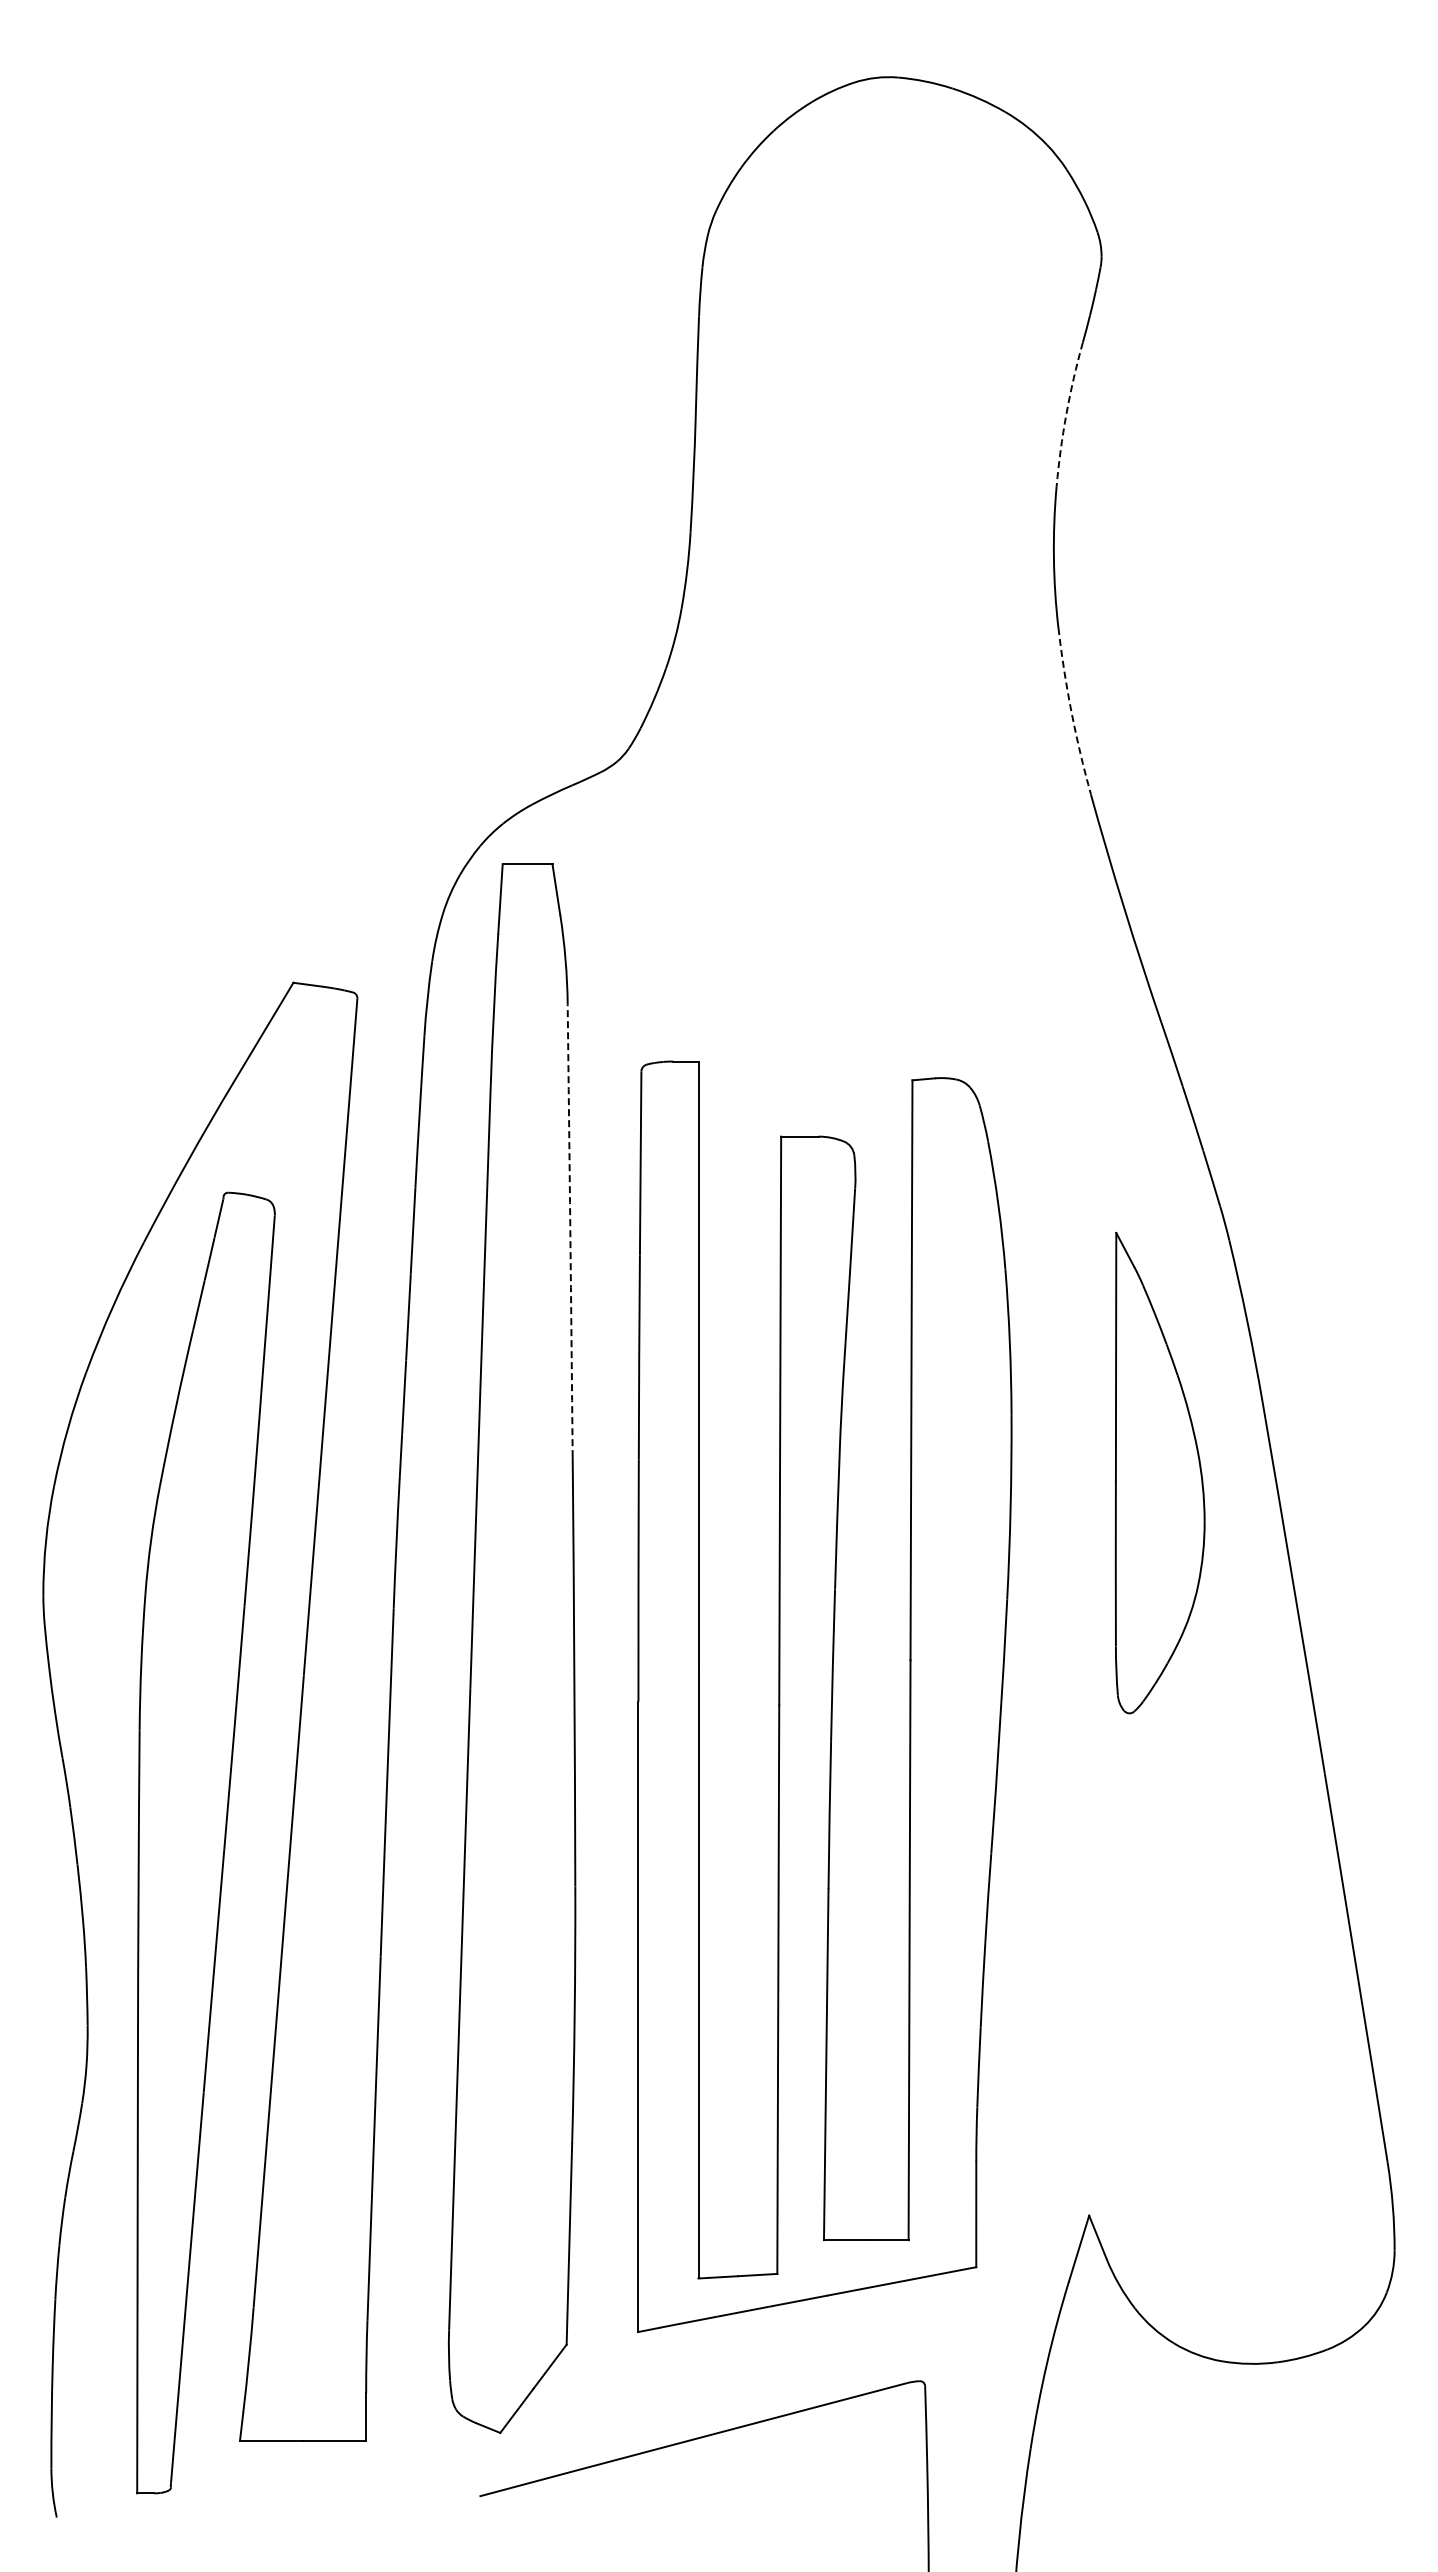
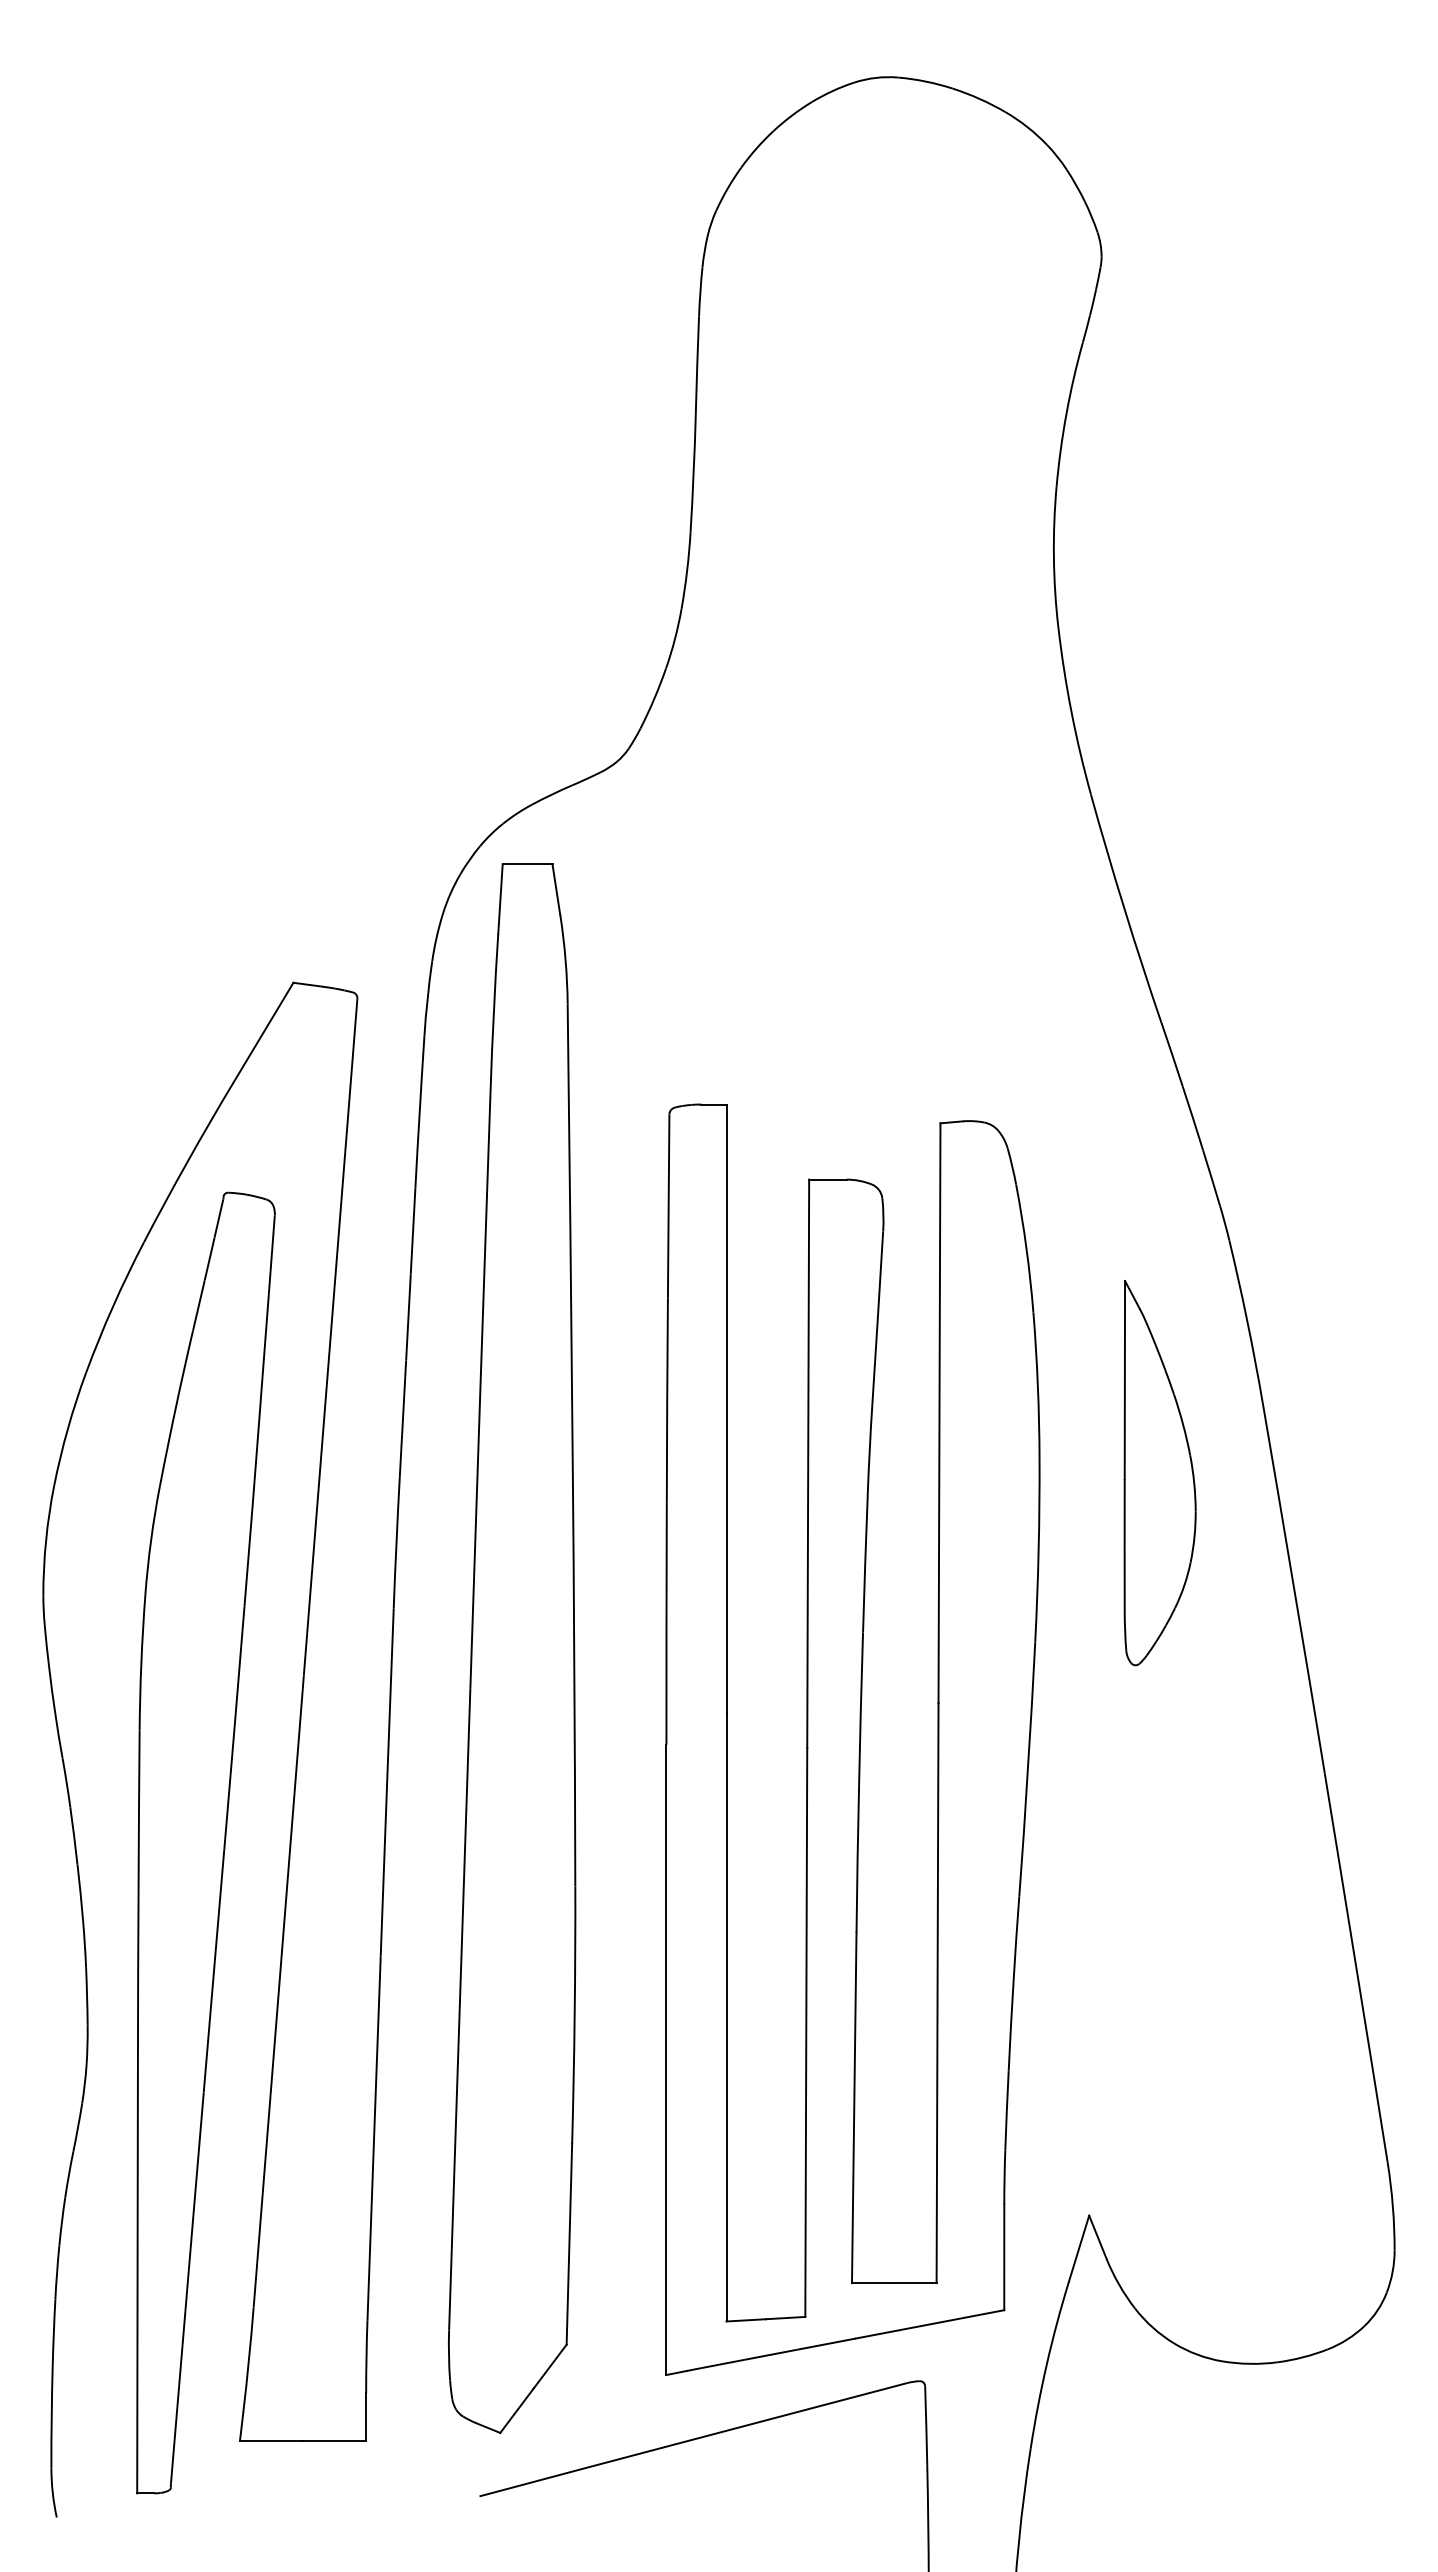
arc: dashed -> solid (1066, 414)
arc: dashed -> solid (1071, 711)
arc: dashed -> solid (570, 1230)
part size: 92x484 px -> 74x388 px (1159, 1472)
part position: (824, 1696) -> (852, 1739) (852, 1739)
